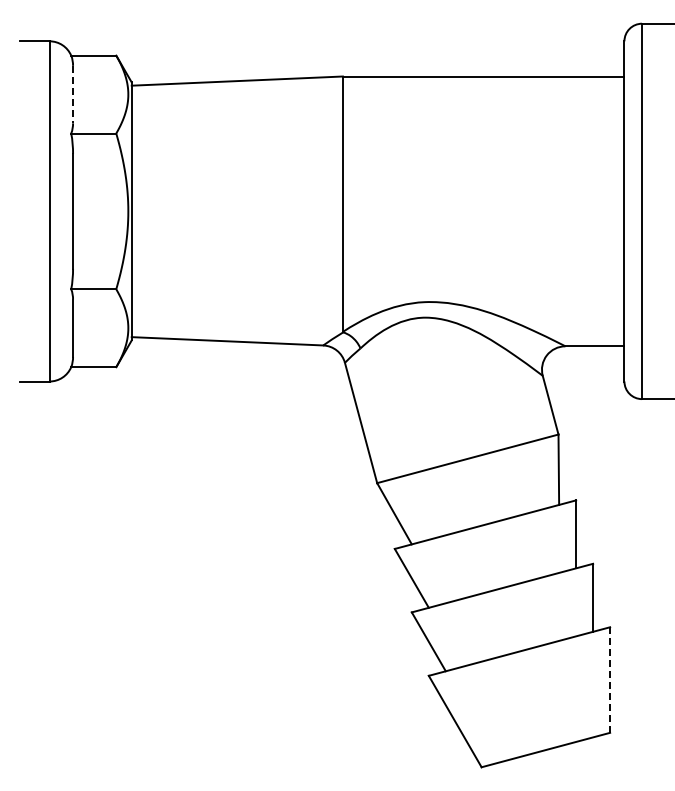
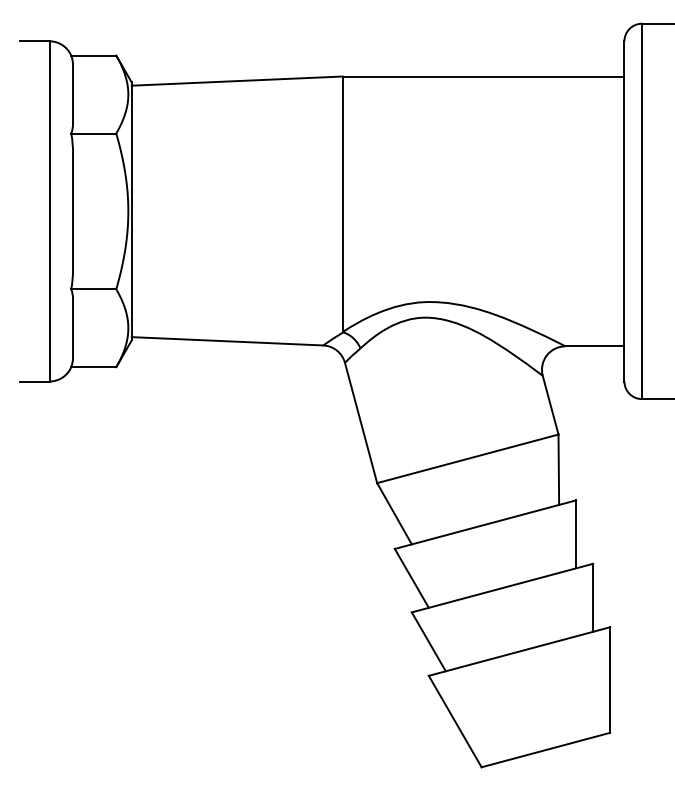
line: dashed -> solid (73, 94)
line: dashed -> solid (610, 680)
